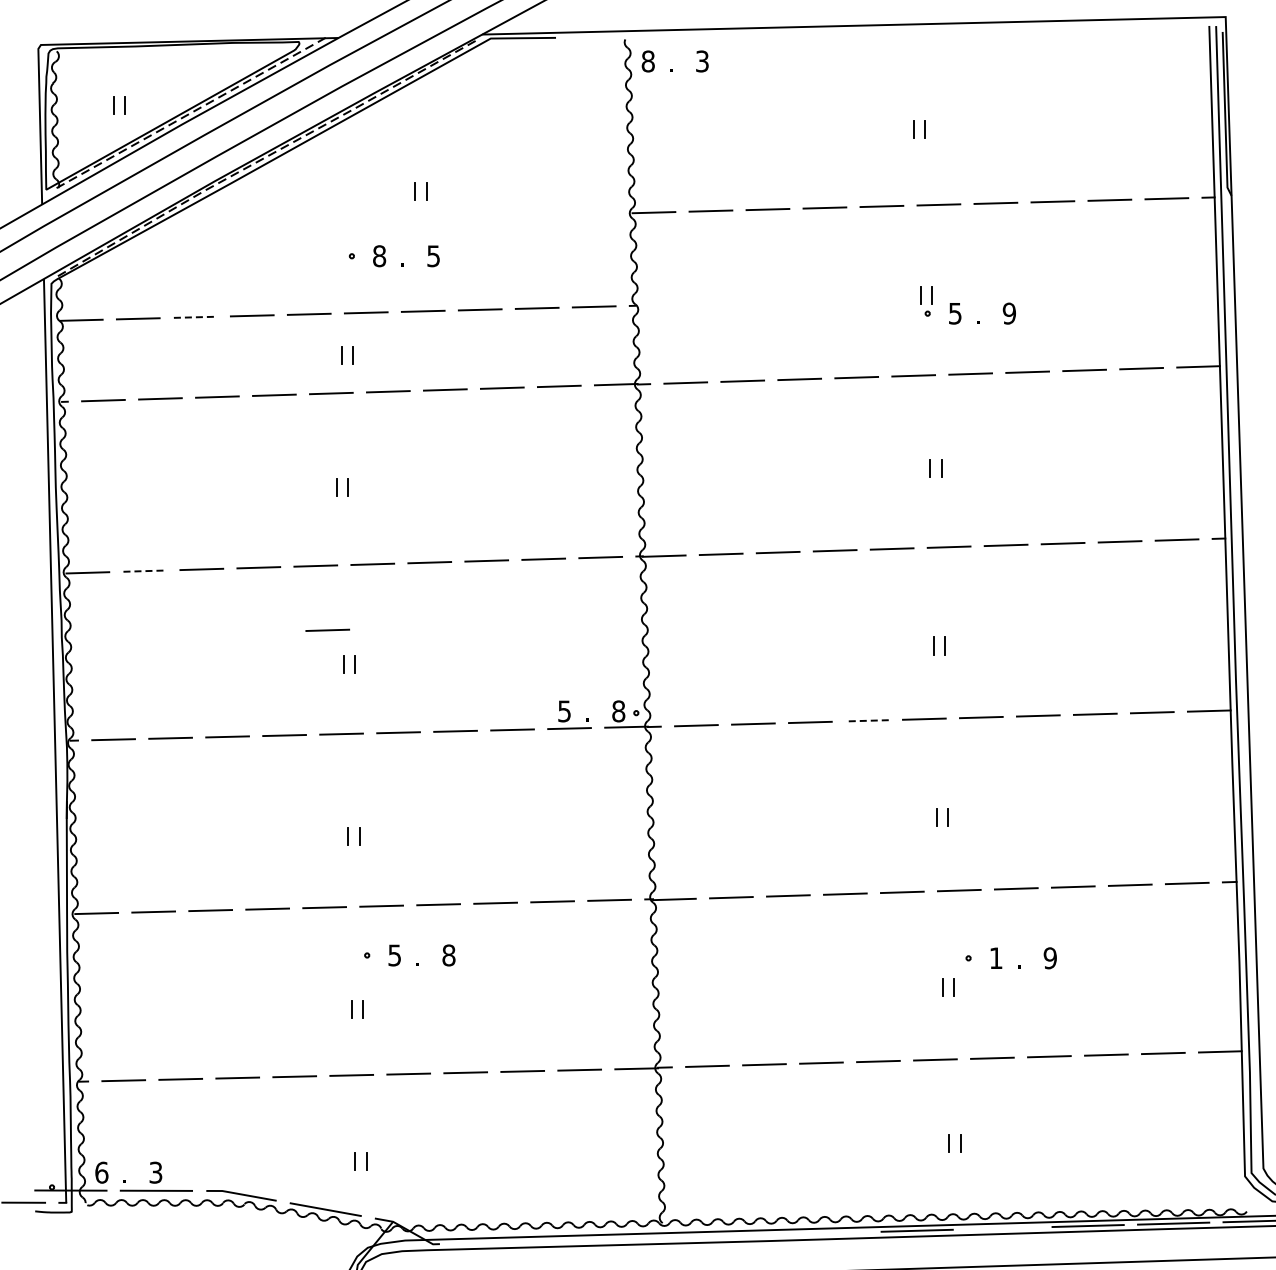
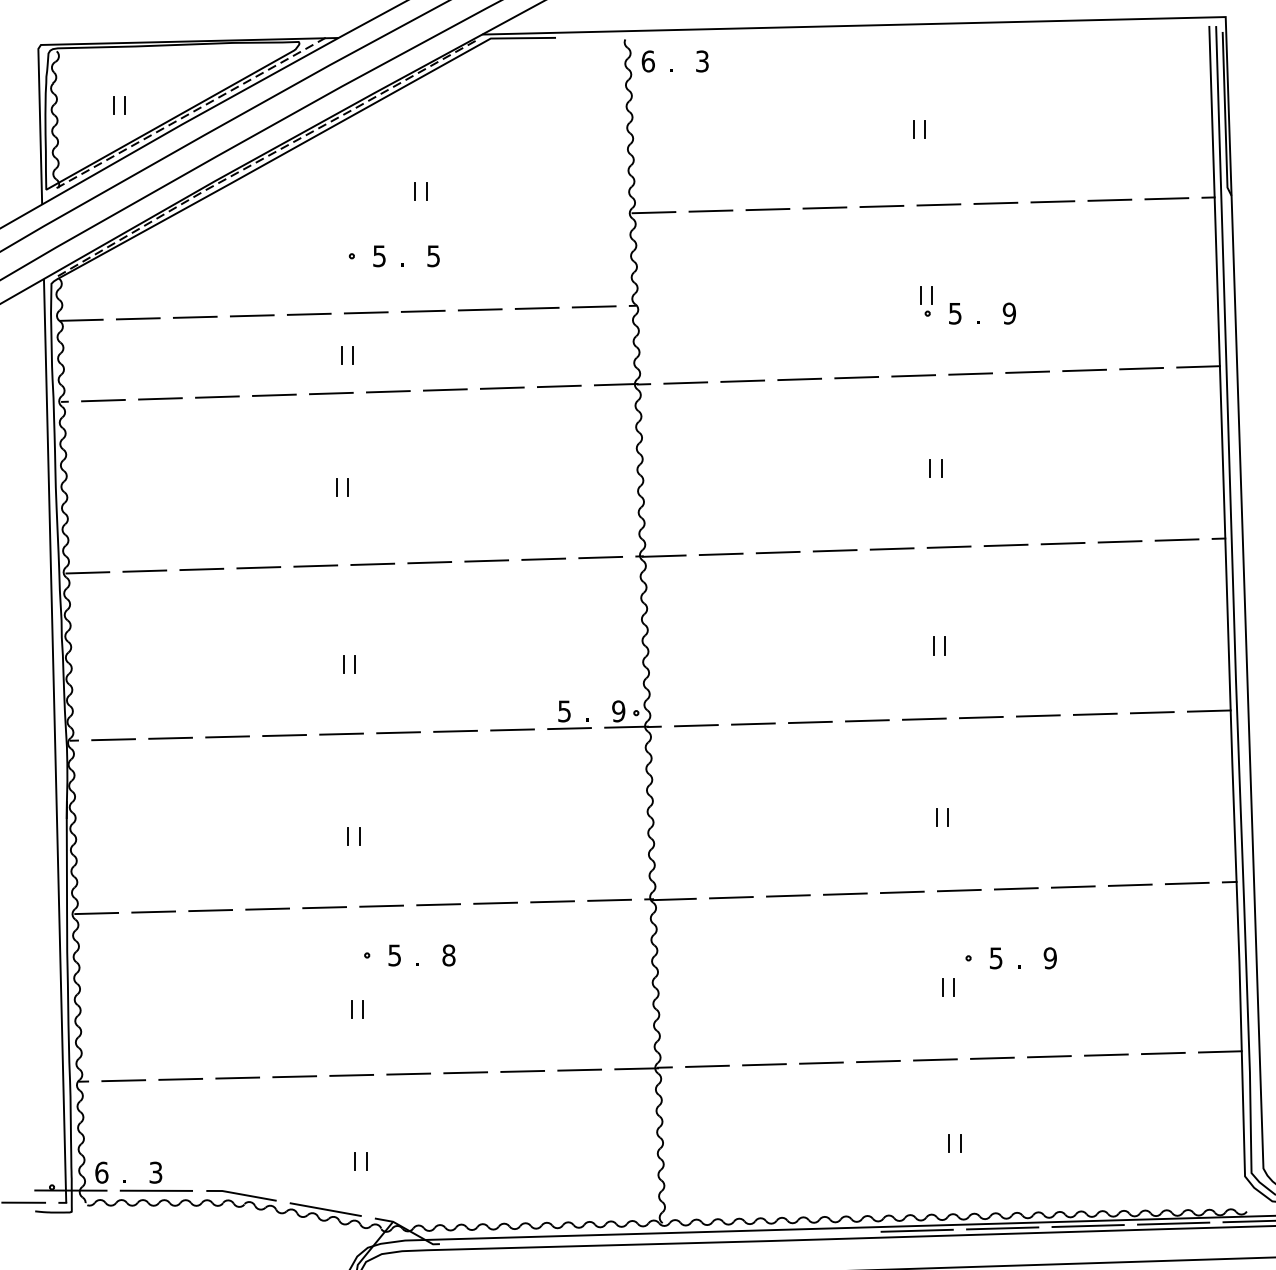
text: 8 -> 6 (647, 61)
text: 8 -> 5 (379, 256)
line: dashed -> solid (195, 317)
line: dashed -> solid (145, 571)
line: present -> none (327, 629)
text: 8 -> 9 (618, 711)
line: dashed -> solid (866, 720)
text: 1 -> 5 (996, 958)
line: none -> present (1002, 1228)
